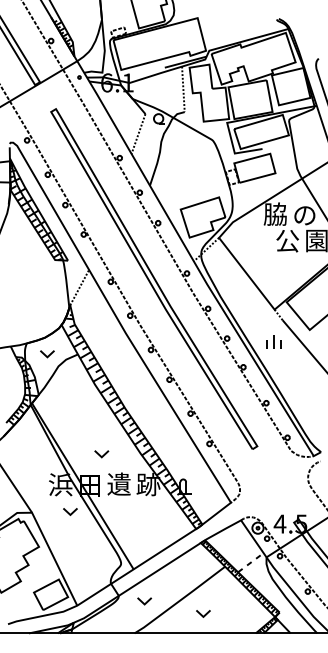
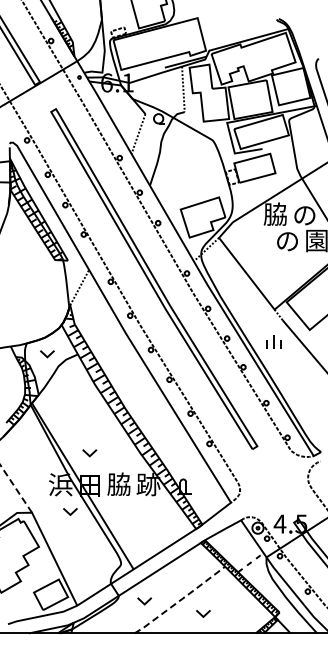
text: 公 -> の (287, 241)
part position: (101, 454) -> (89, 453) (89, 453)
text: 遺 -> 脇 (118, 483)
line: solid -> dashed (16, 488)
line: solid -> dashed (180, 600)
